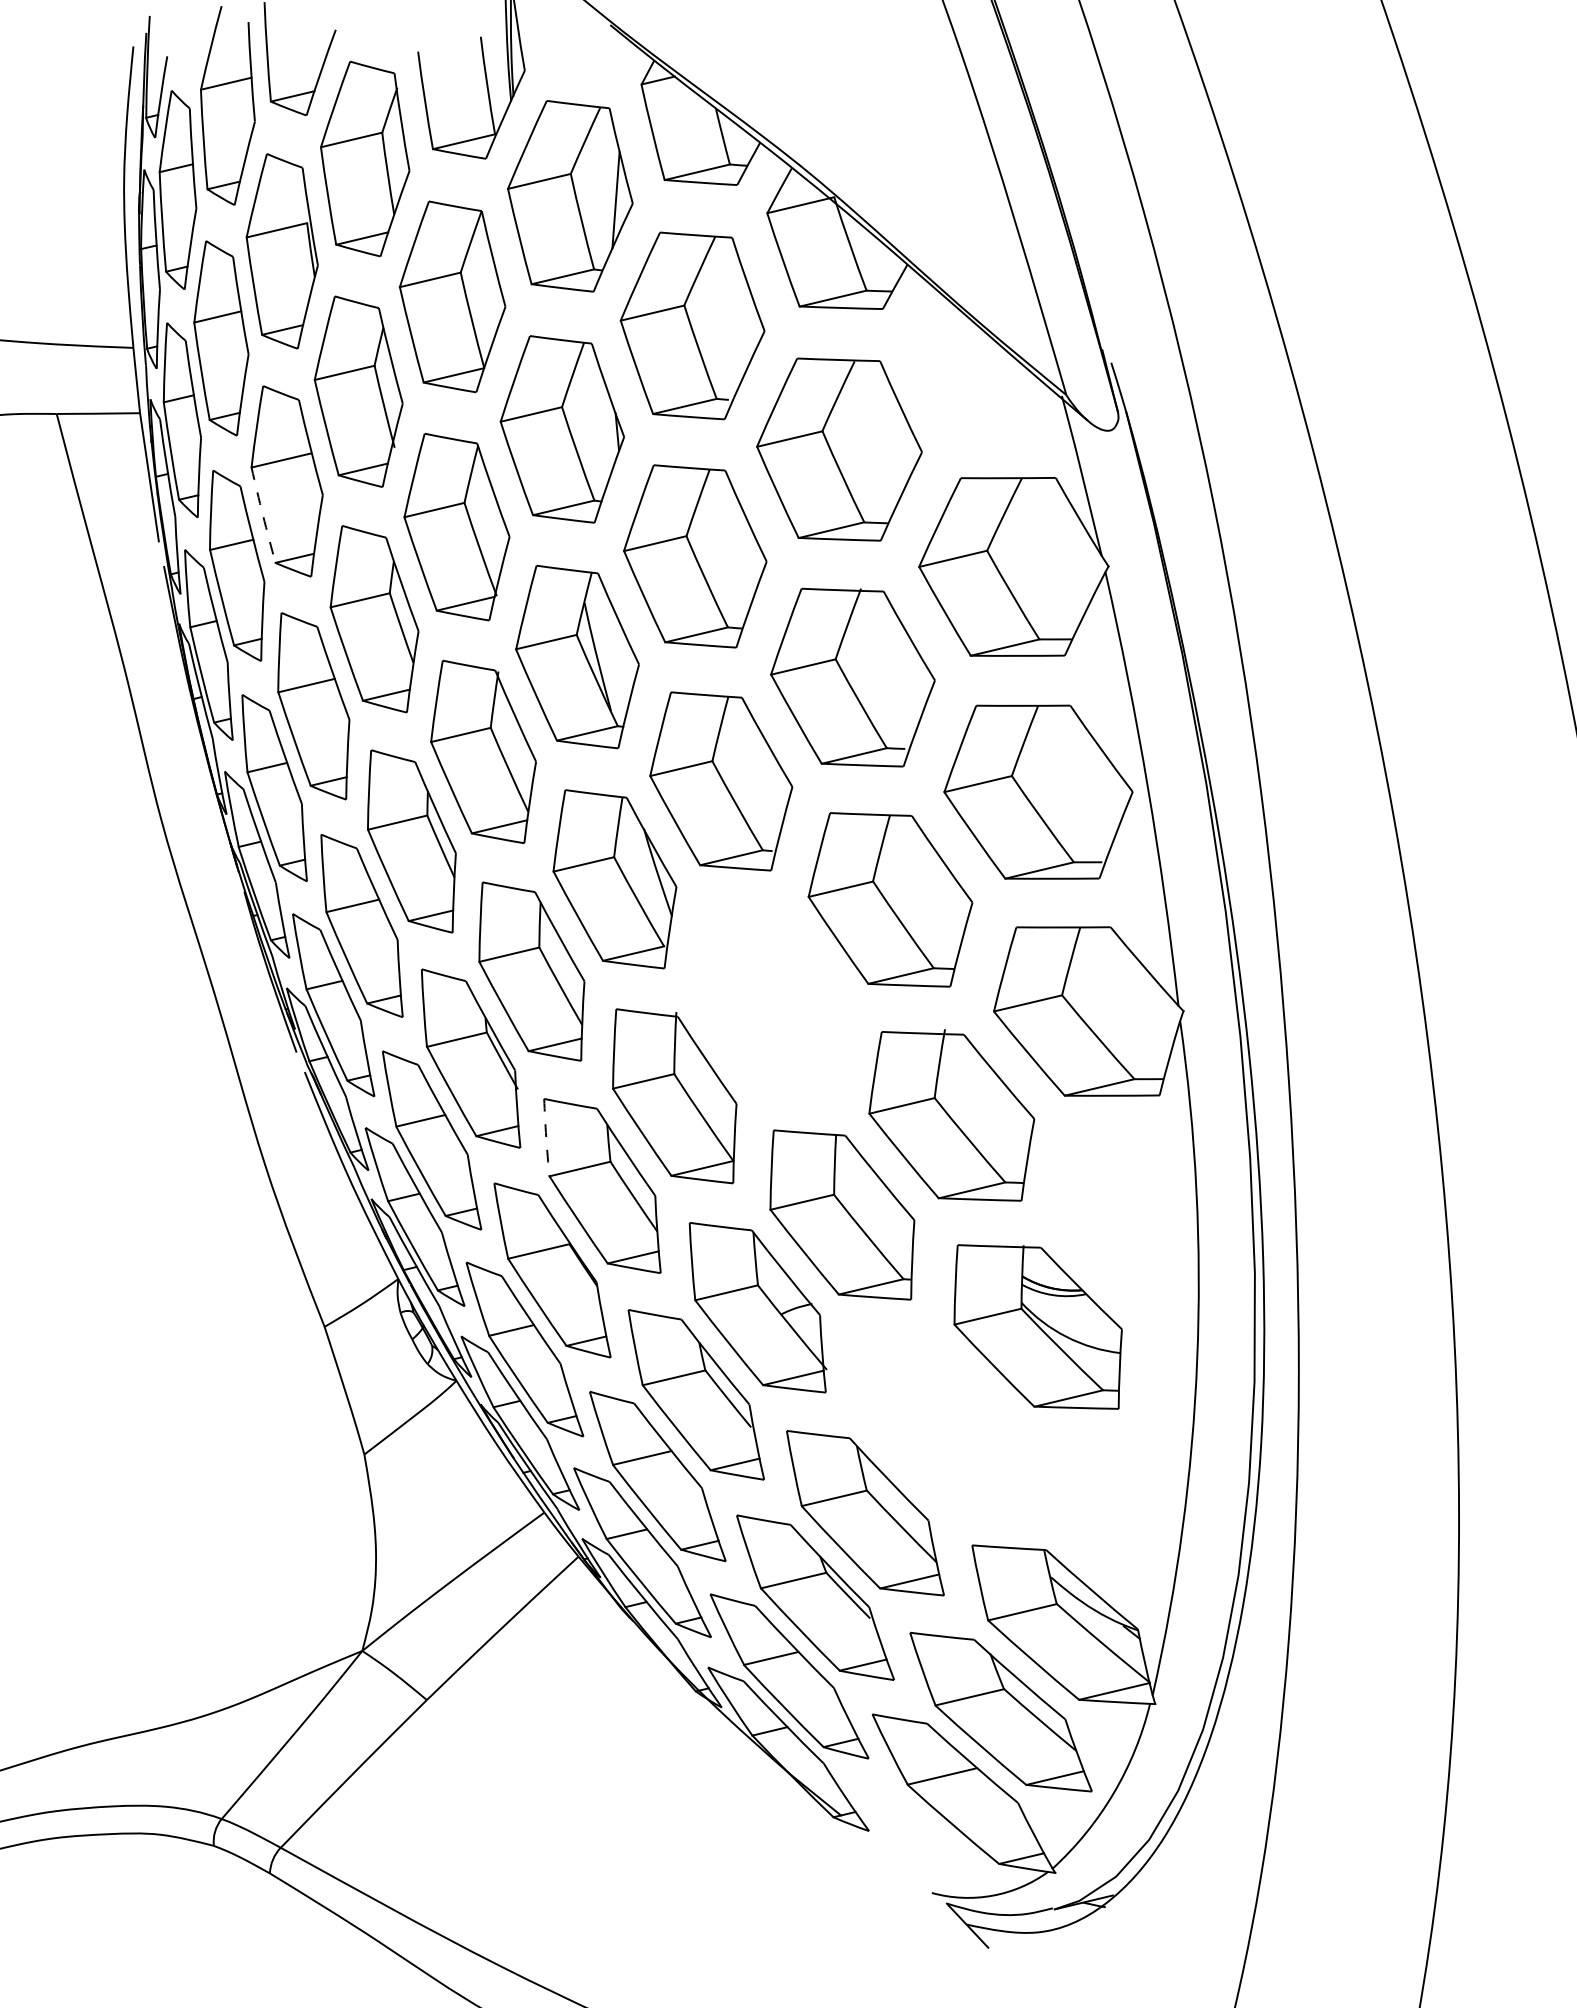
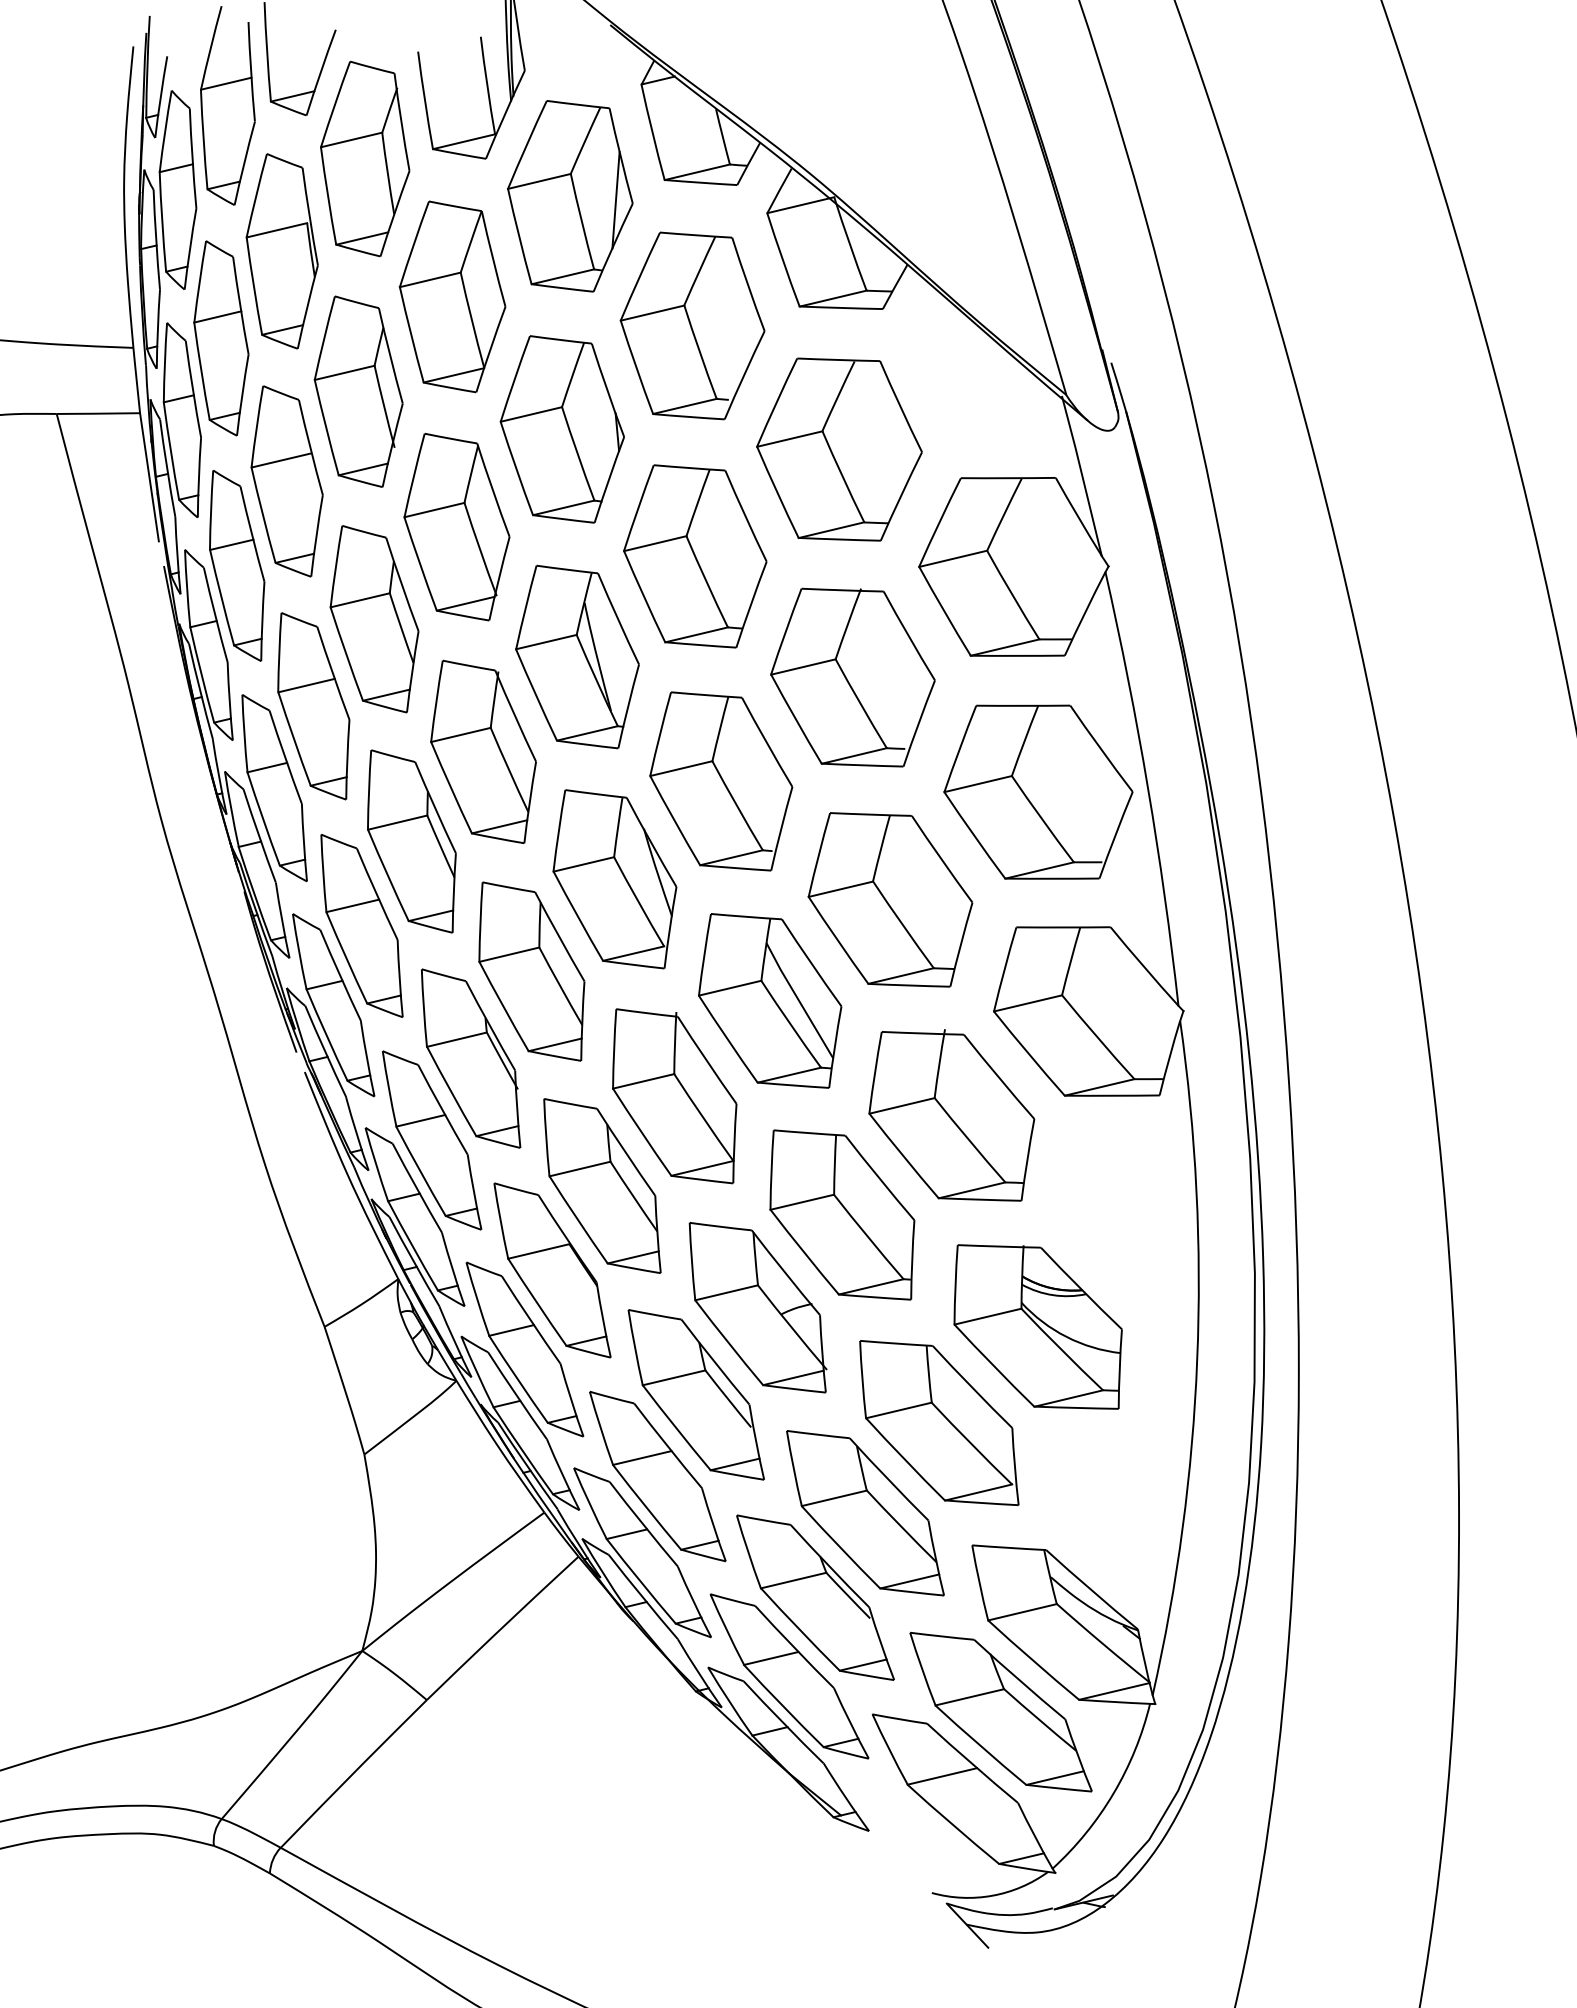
arc: dashed -> solid (263, 515)
part: none -> present (770, 1000)
arc: dashed -> solid (546, 1137)
part: none -> present (939, 1422)
